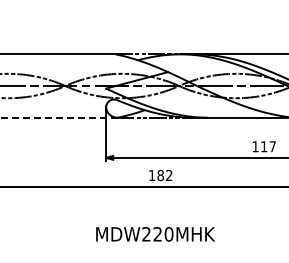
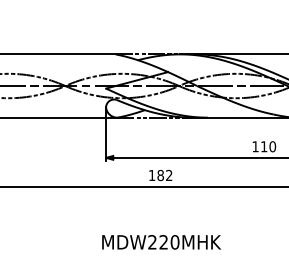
line: dashed -> solid (59, 117)
text: 117 -> 110 (272, 146)
text position: (155, 234) -> (161, 242) (161, 242)
